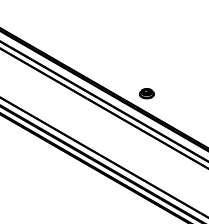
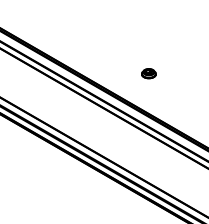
part position: (146, 93) -> (148, 73) (148, 73)
